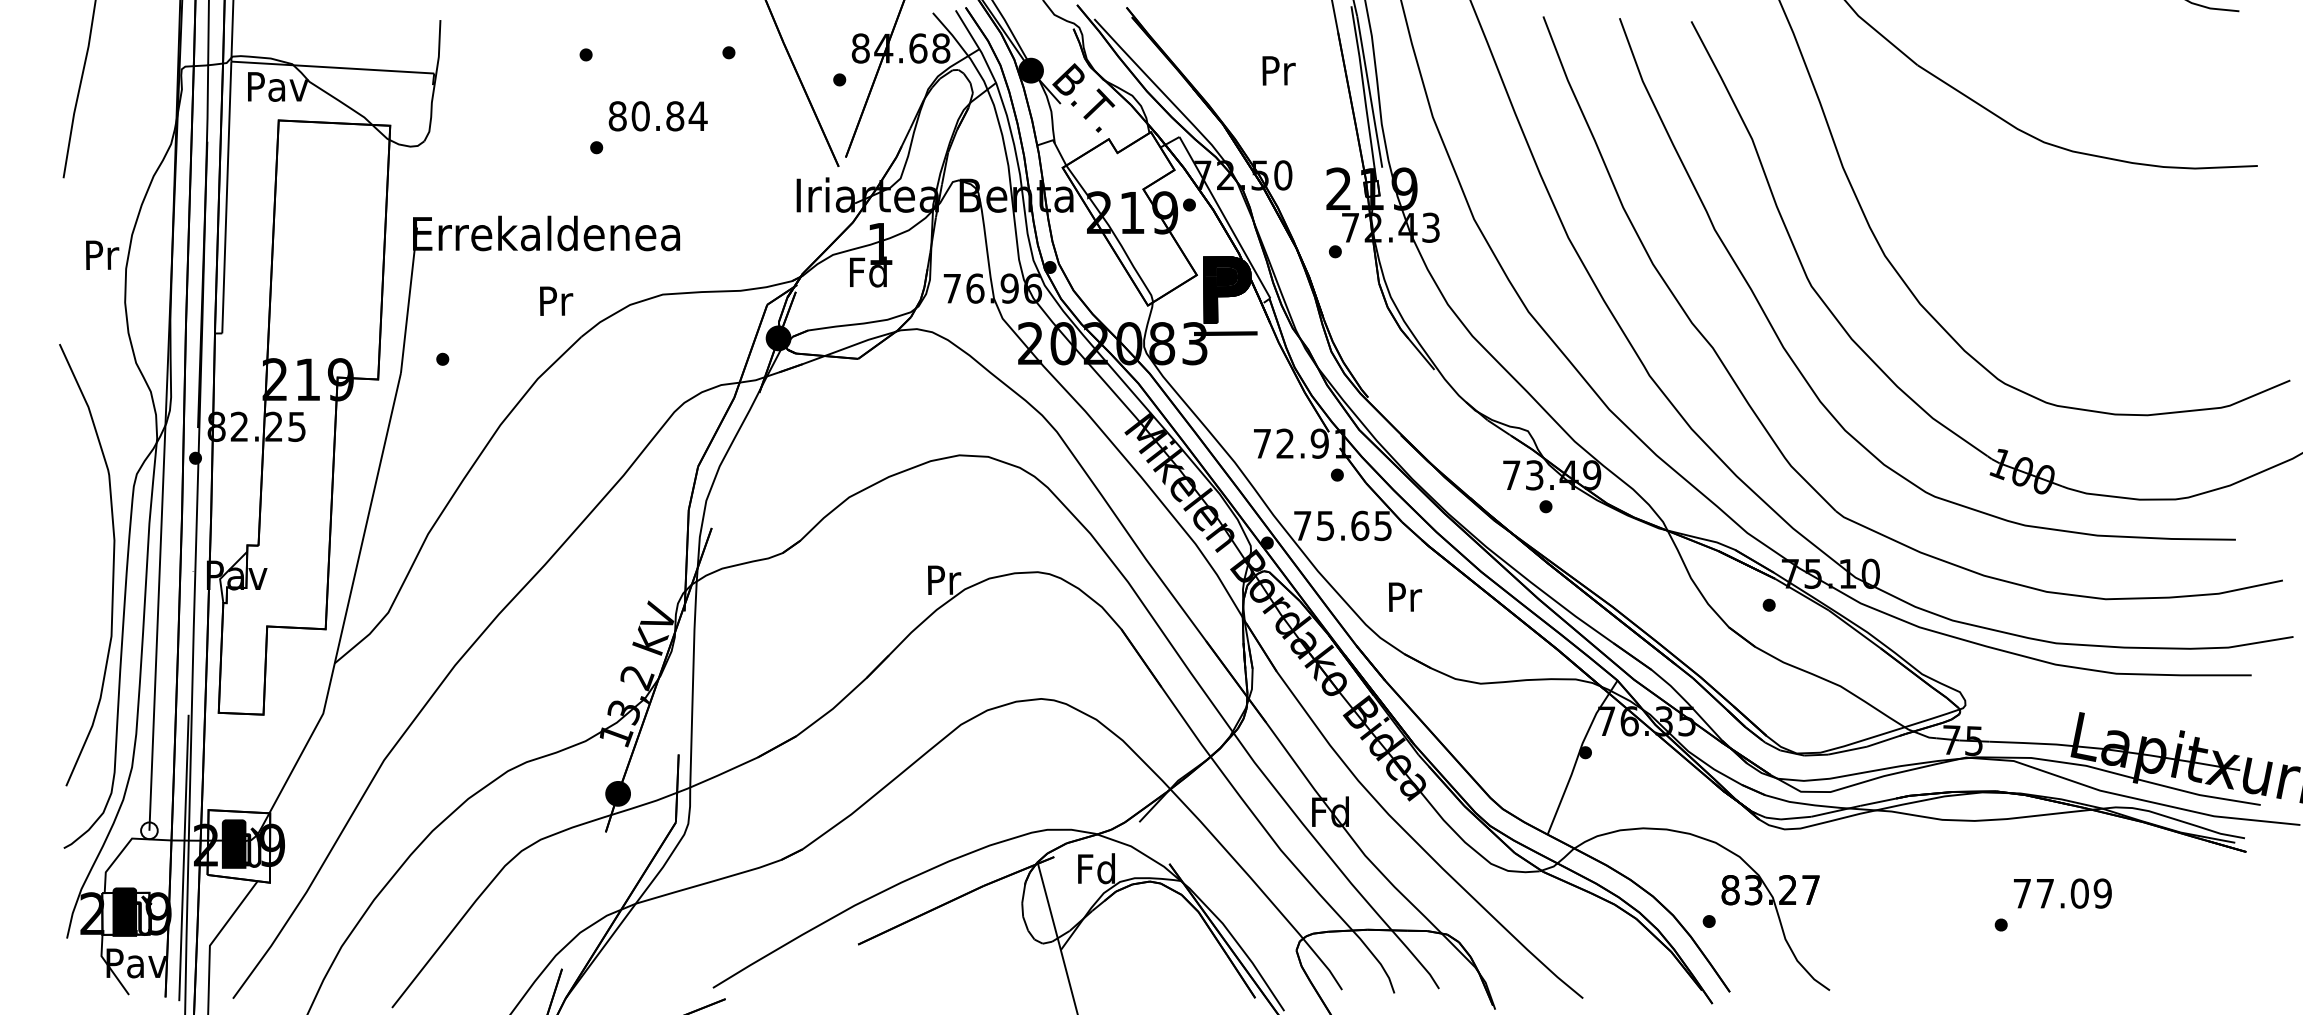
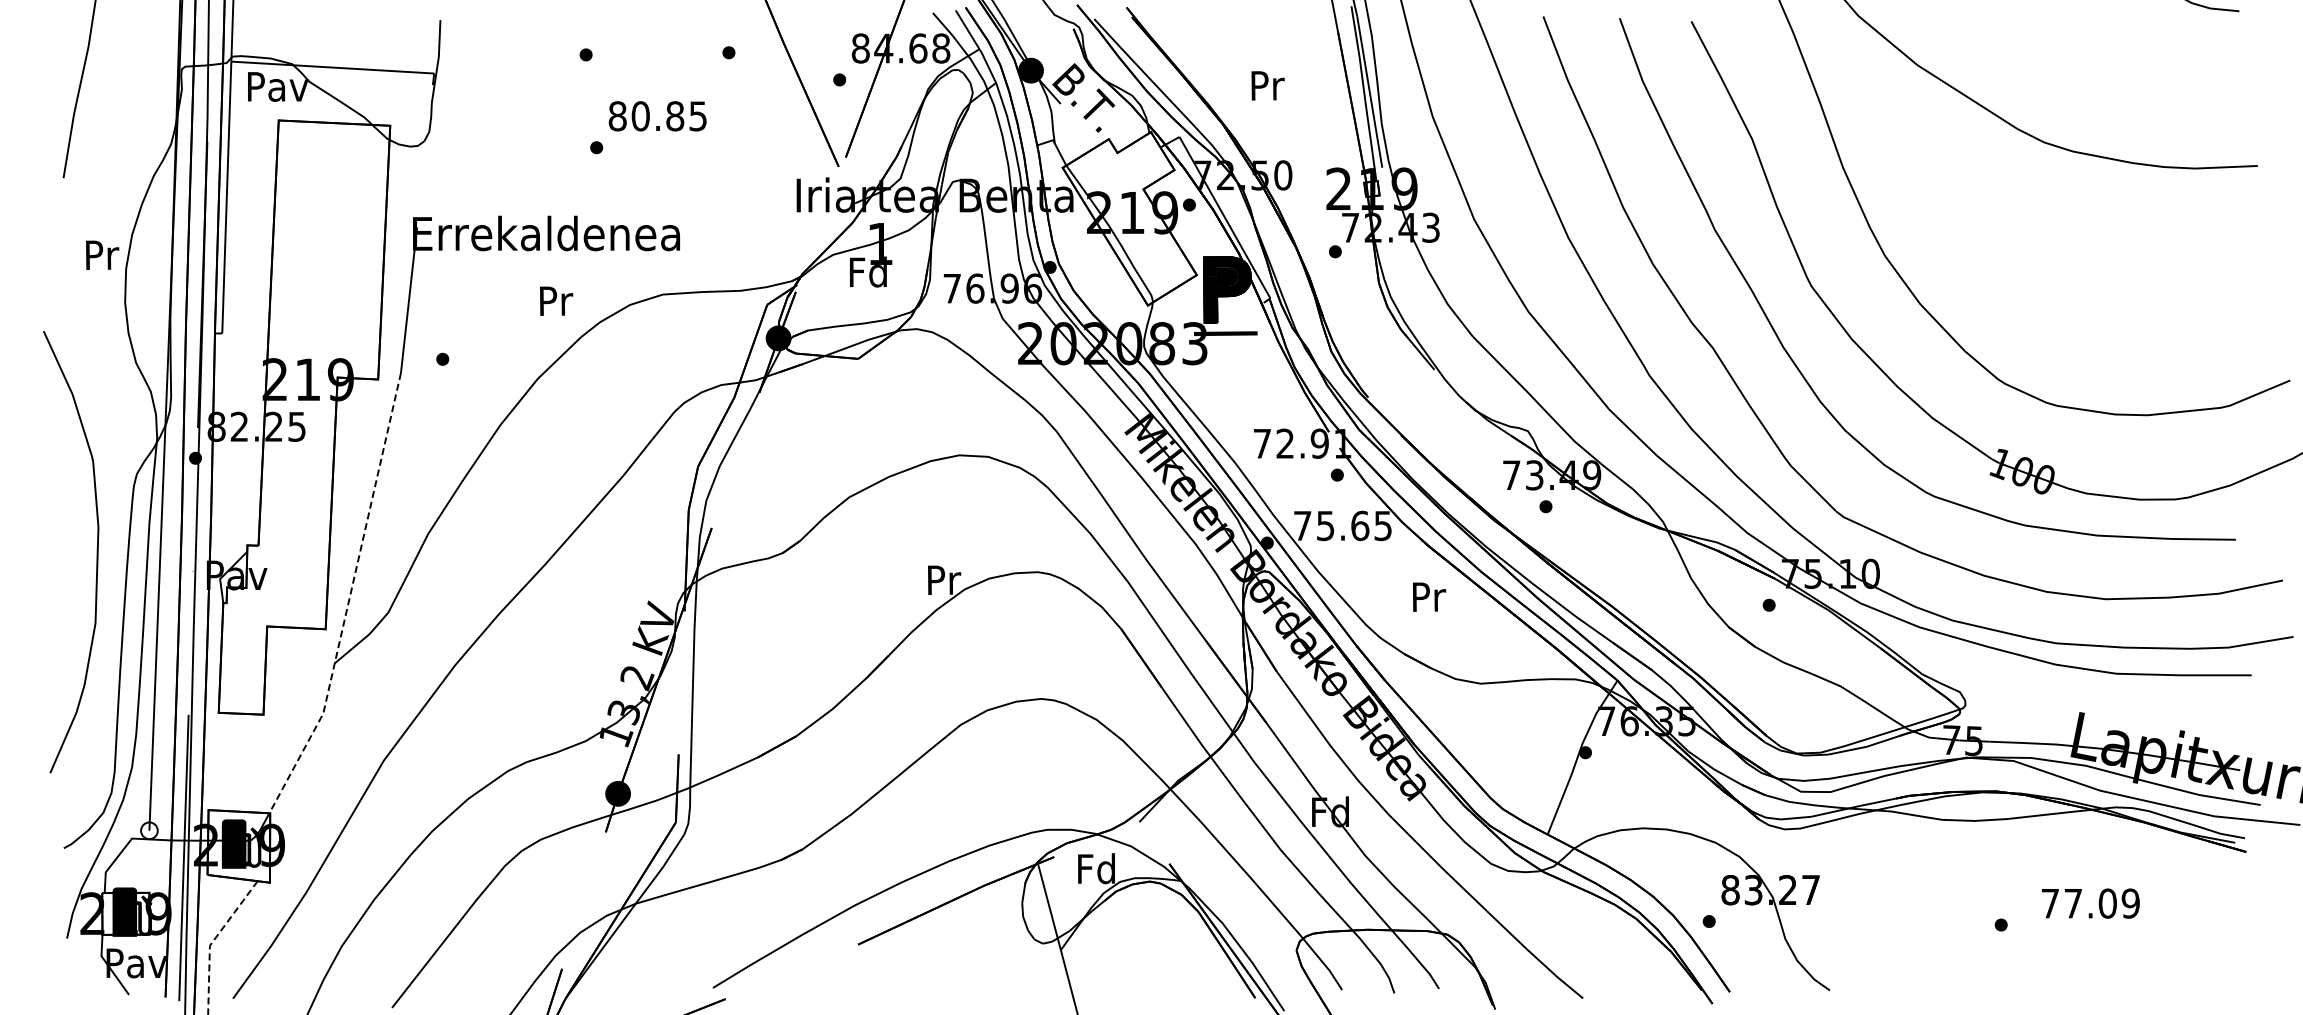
text position: (1278, 70) -> (1267, 85) (1267, 85)
text: 80.84 -> 80.85 (697, 116)
curve position: (112, 565) -> (96, 552) (96, 552)
text position: (1405, 596) -> (1429, 596) (1429, 596)
line: solid -> dashed (349, 599)
text position: (2062, 893) -> (2090, 903) (2090, 903)
line: solid -> dashed (212, 941)
